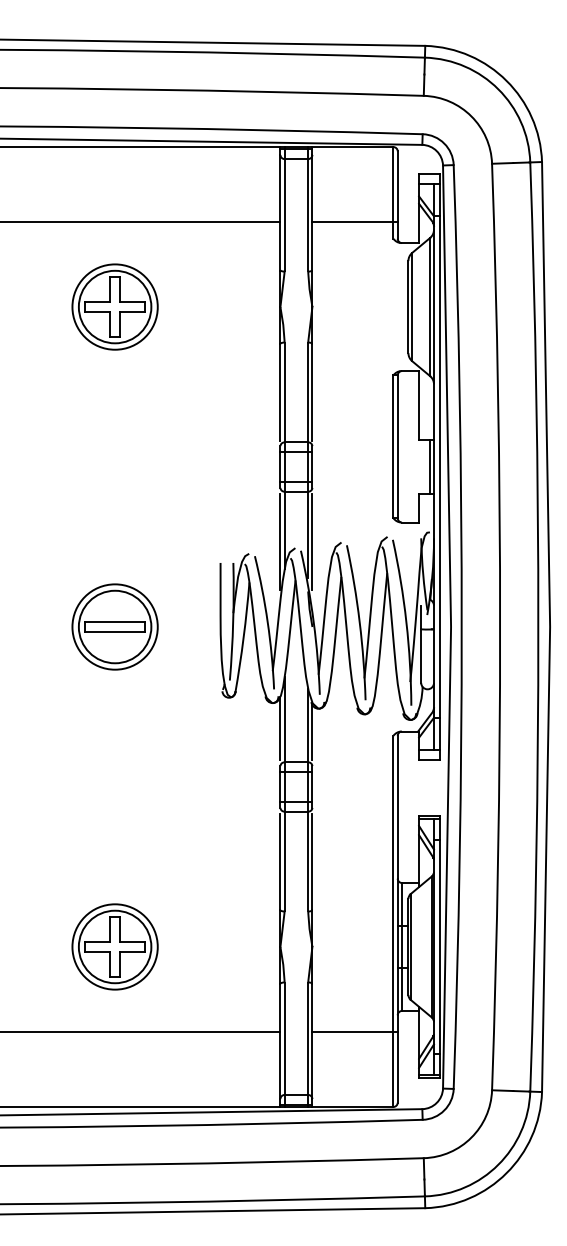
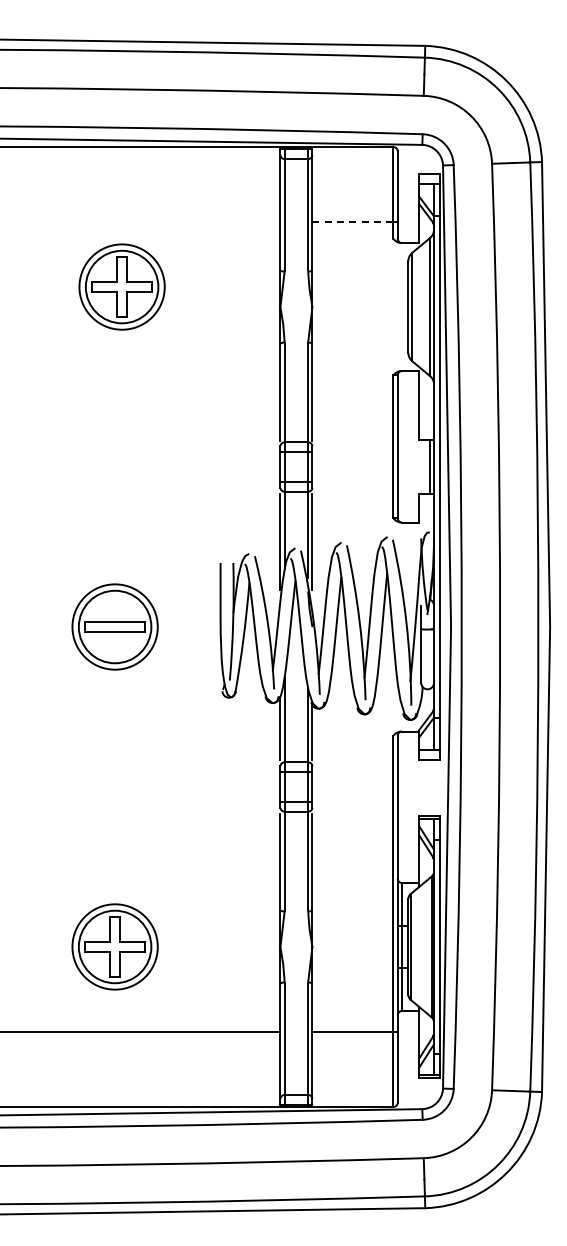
line: present -> none (141, 221)
line: solid -> dashed (352, 221)
part position: (114, 306) -> (121, 286) (121, 286)
